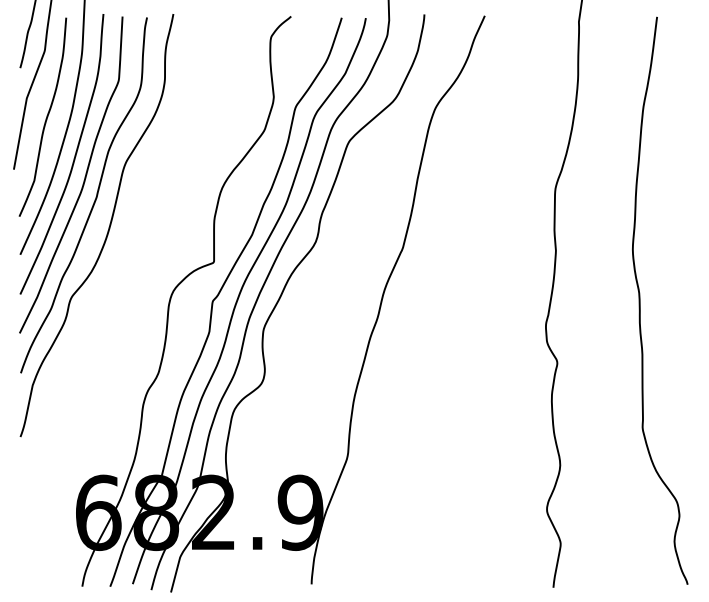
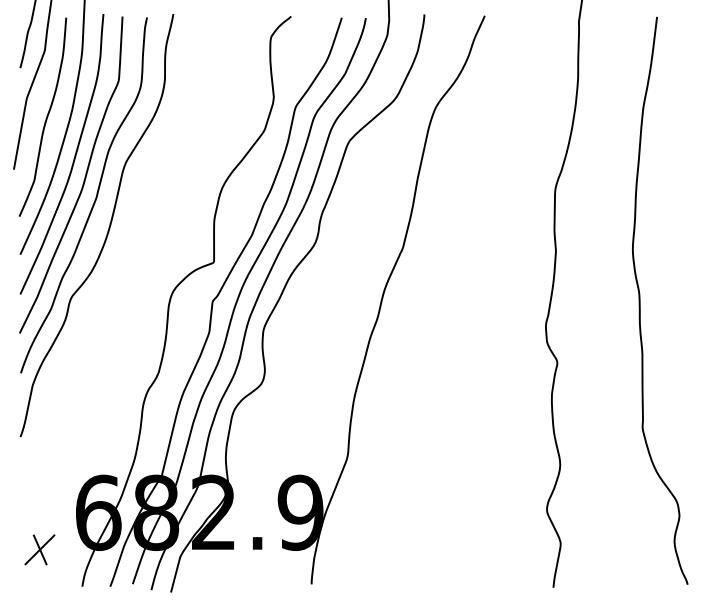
part: none -> present (39, 549)
